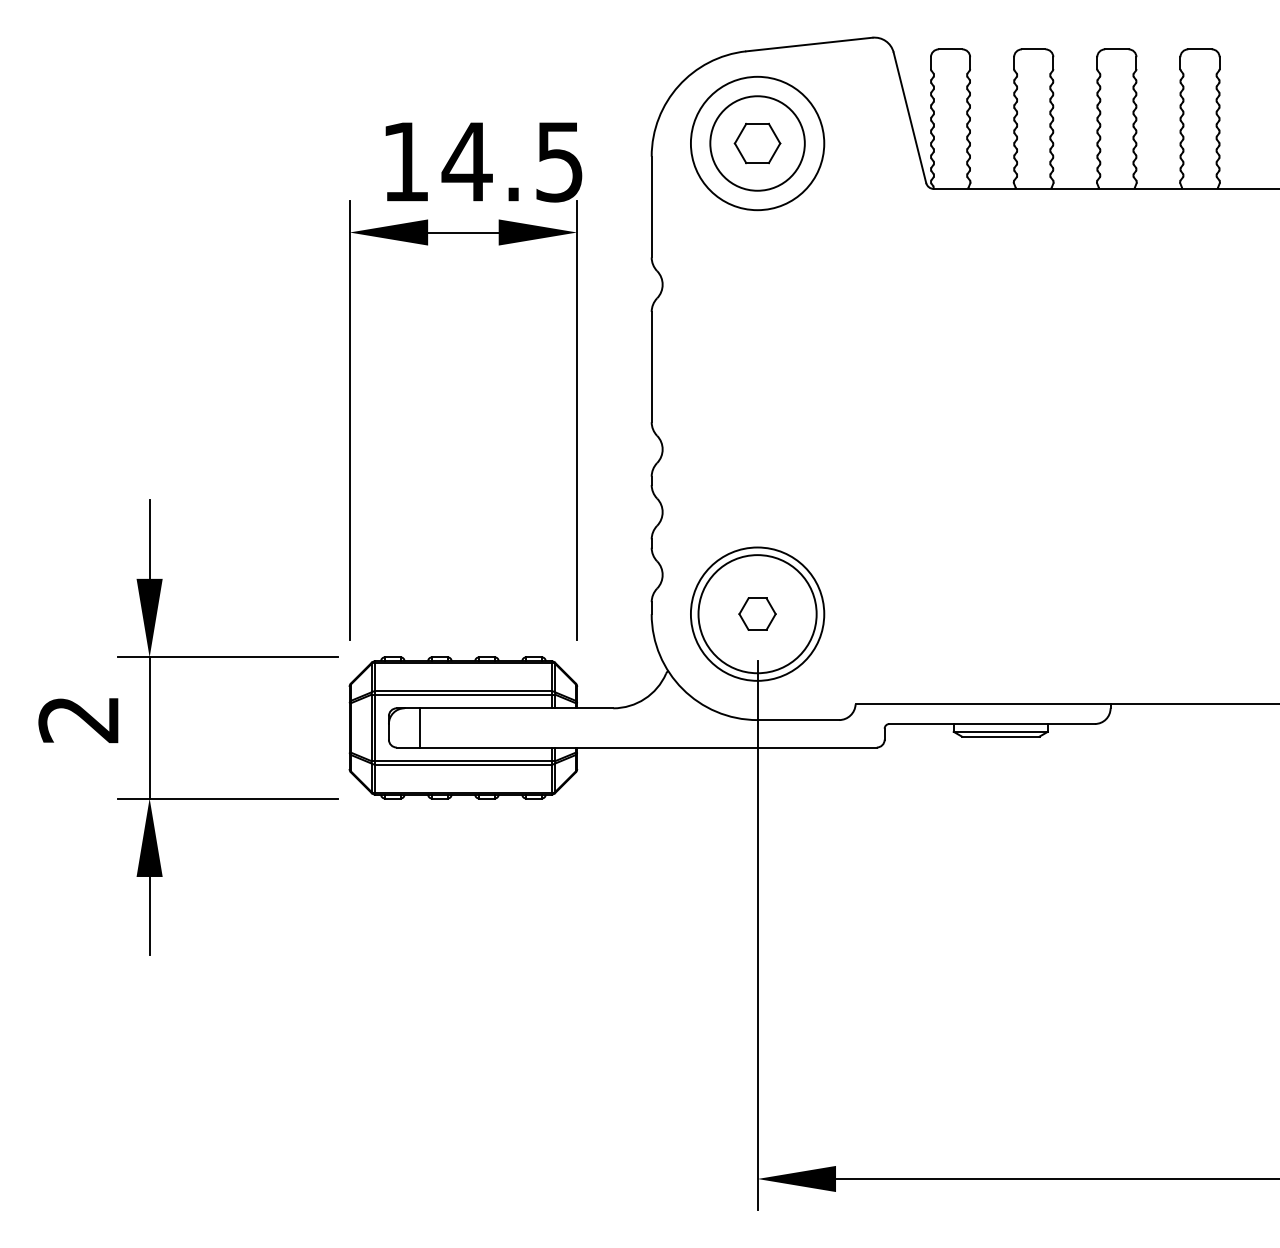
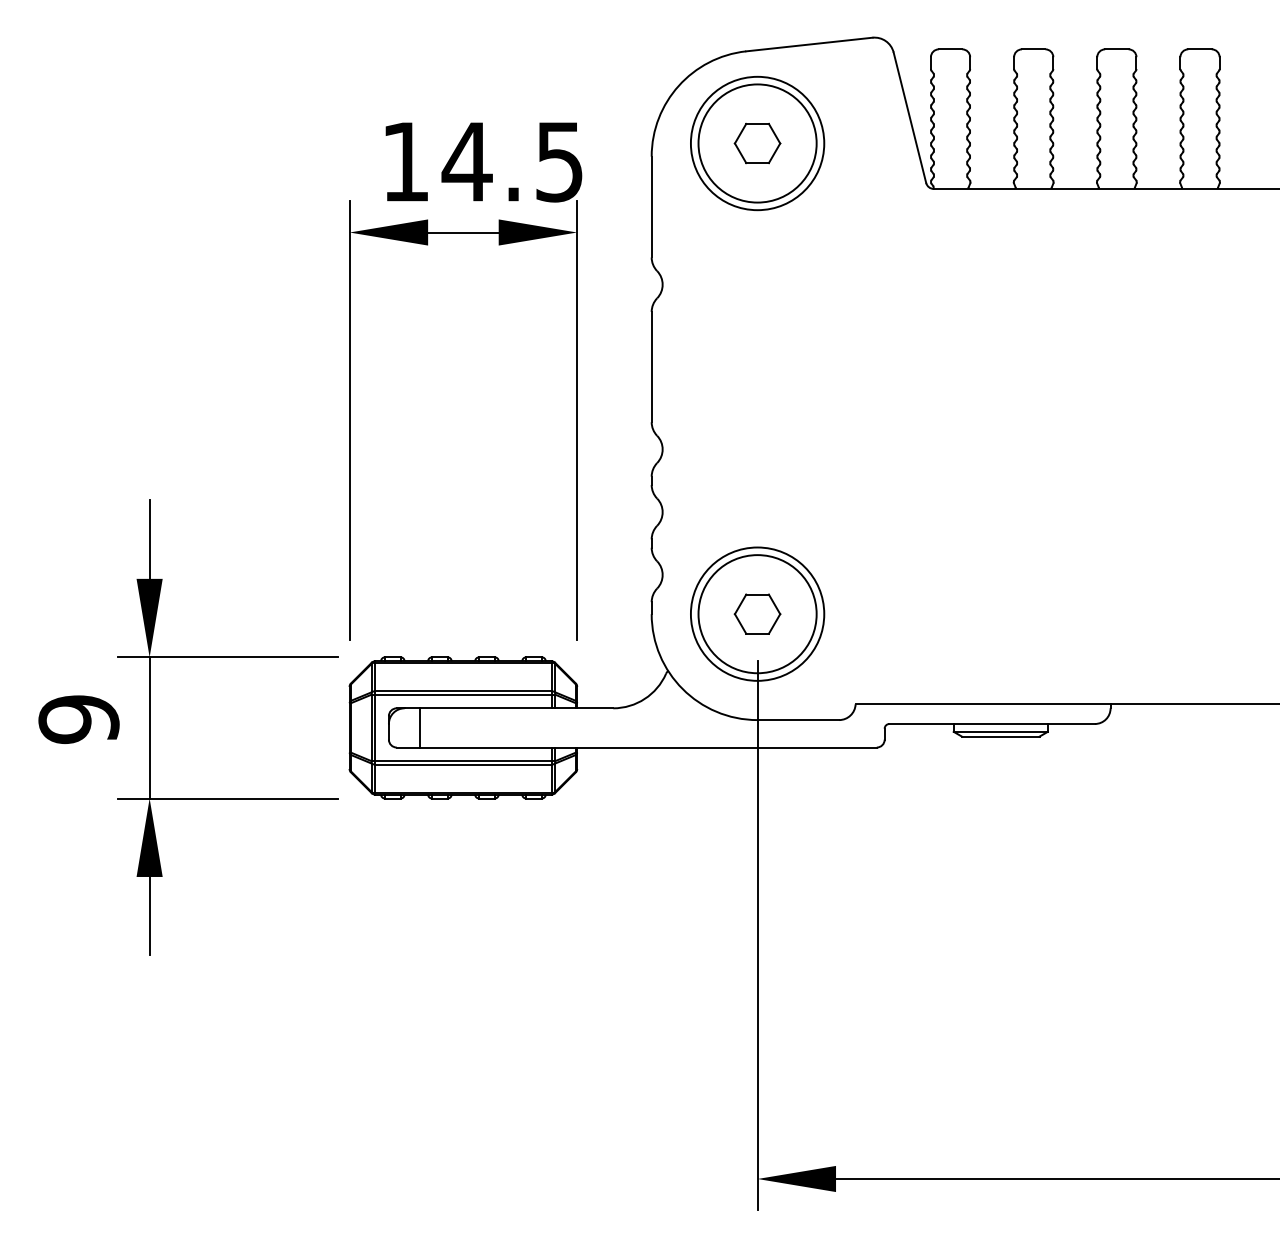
circle diameter: 95 px -> 118 px (757, 143)
part size: 39x34 px -> 49x42 px (757, 613)
text: 2 -> 9 (78, 719)
